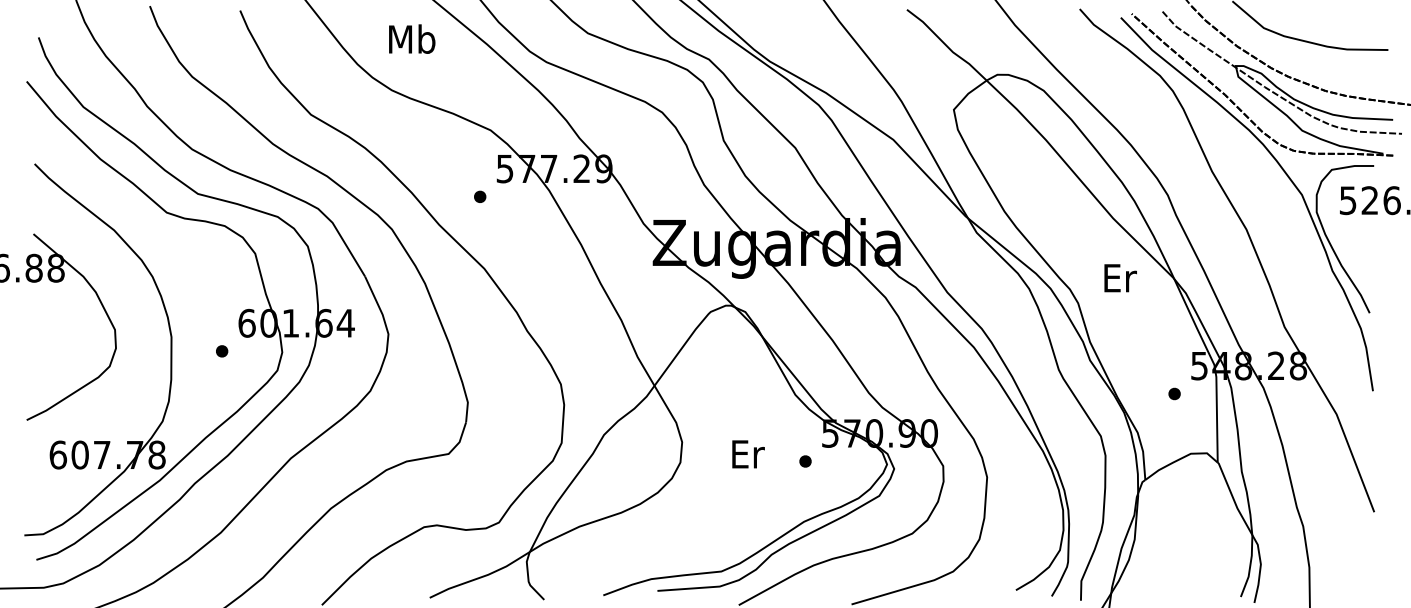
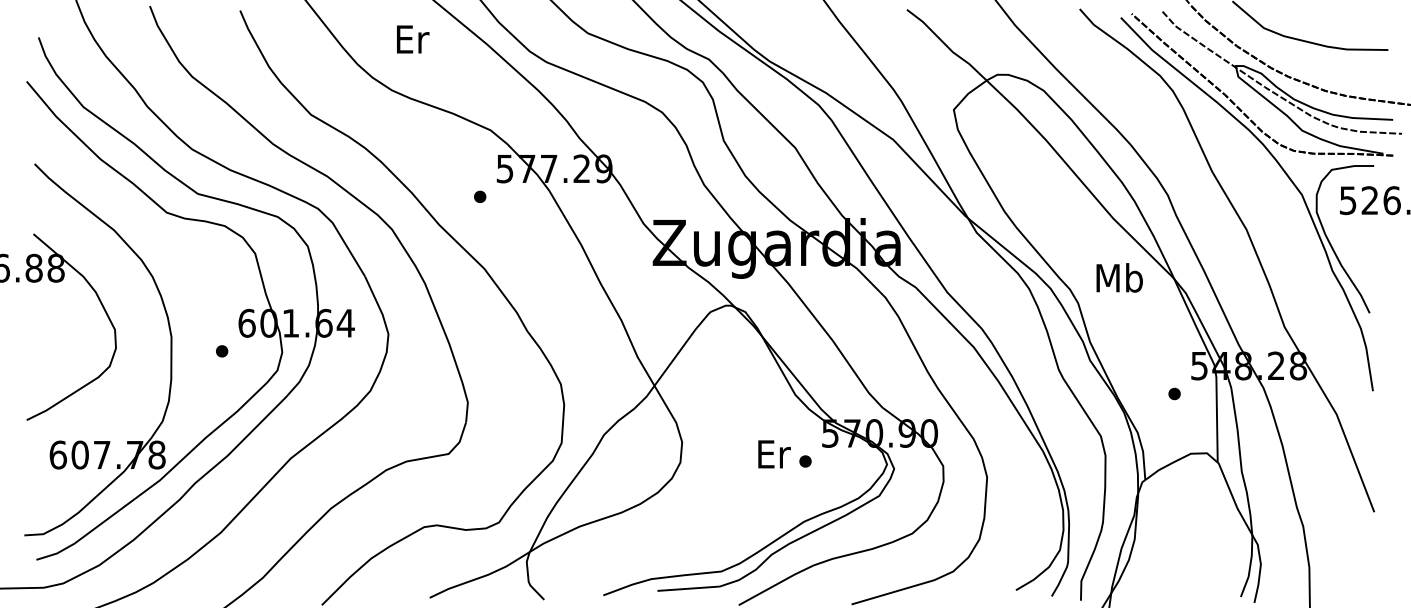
text: Mb -> Er (412, 38)
text: Er -> Mb (1119, 277)
text position: (748, 454) -> (774, 454) (774, 454)
